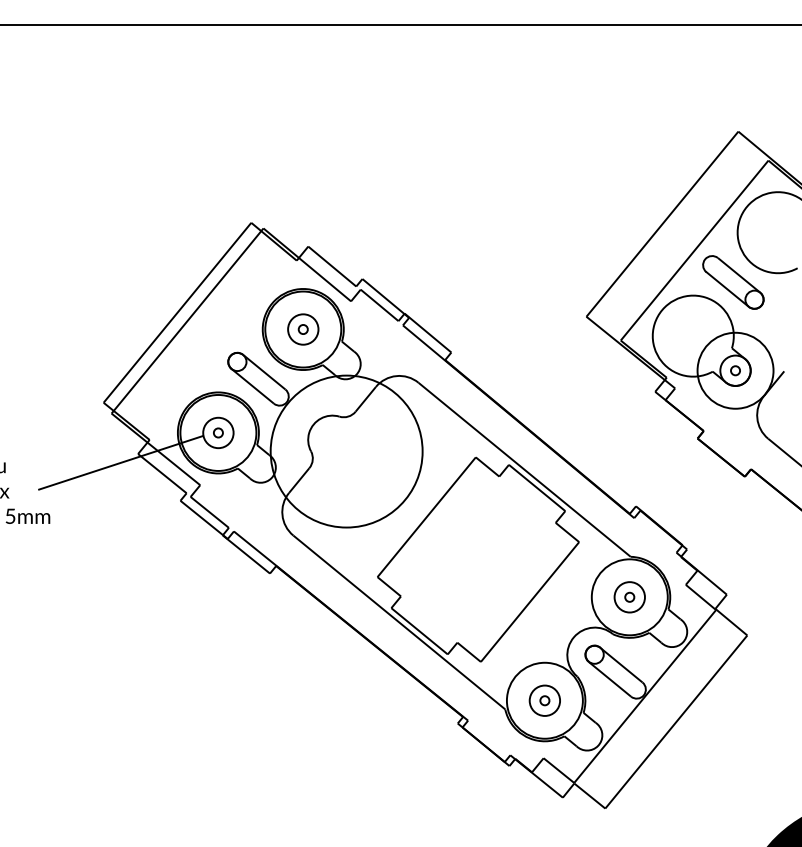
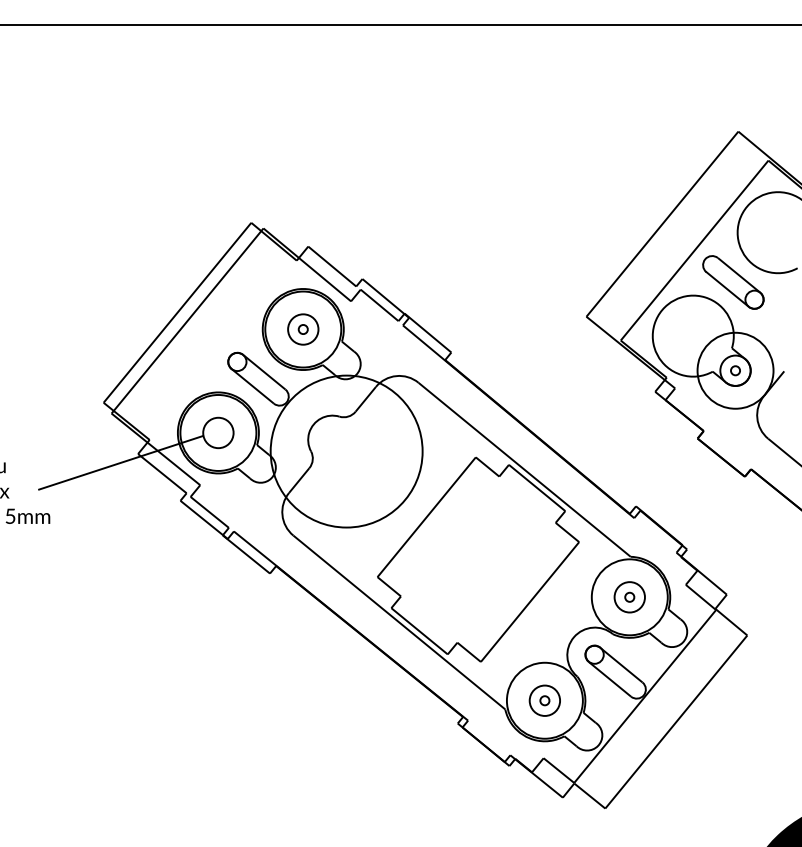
part: present -> none (218, 432)
